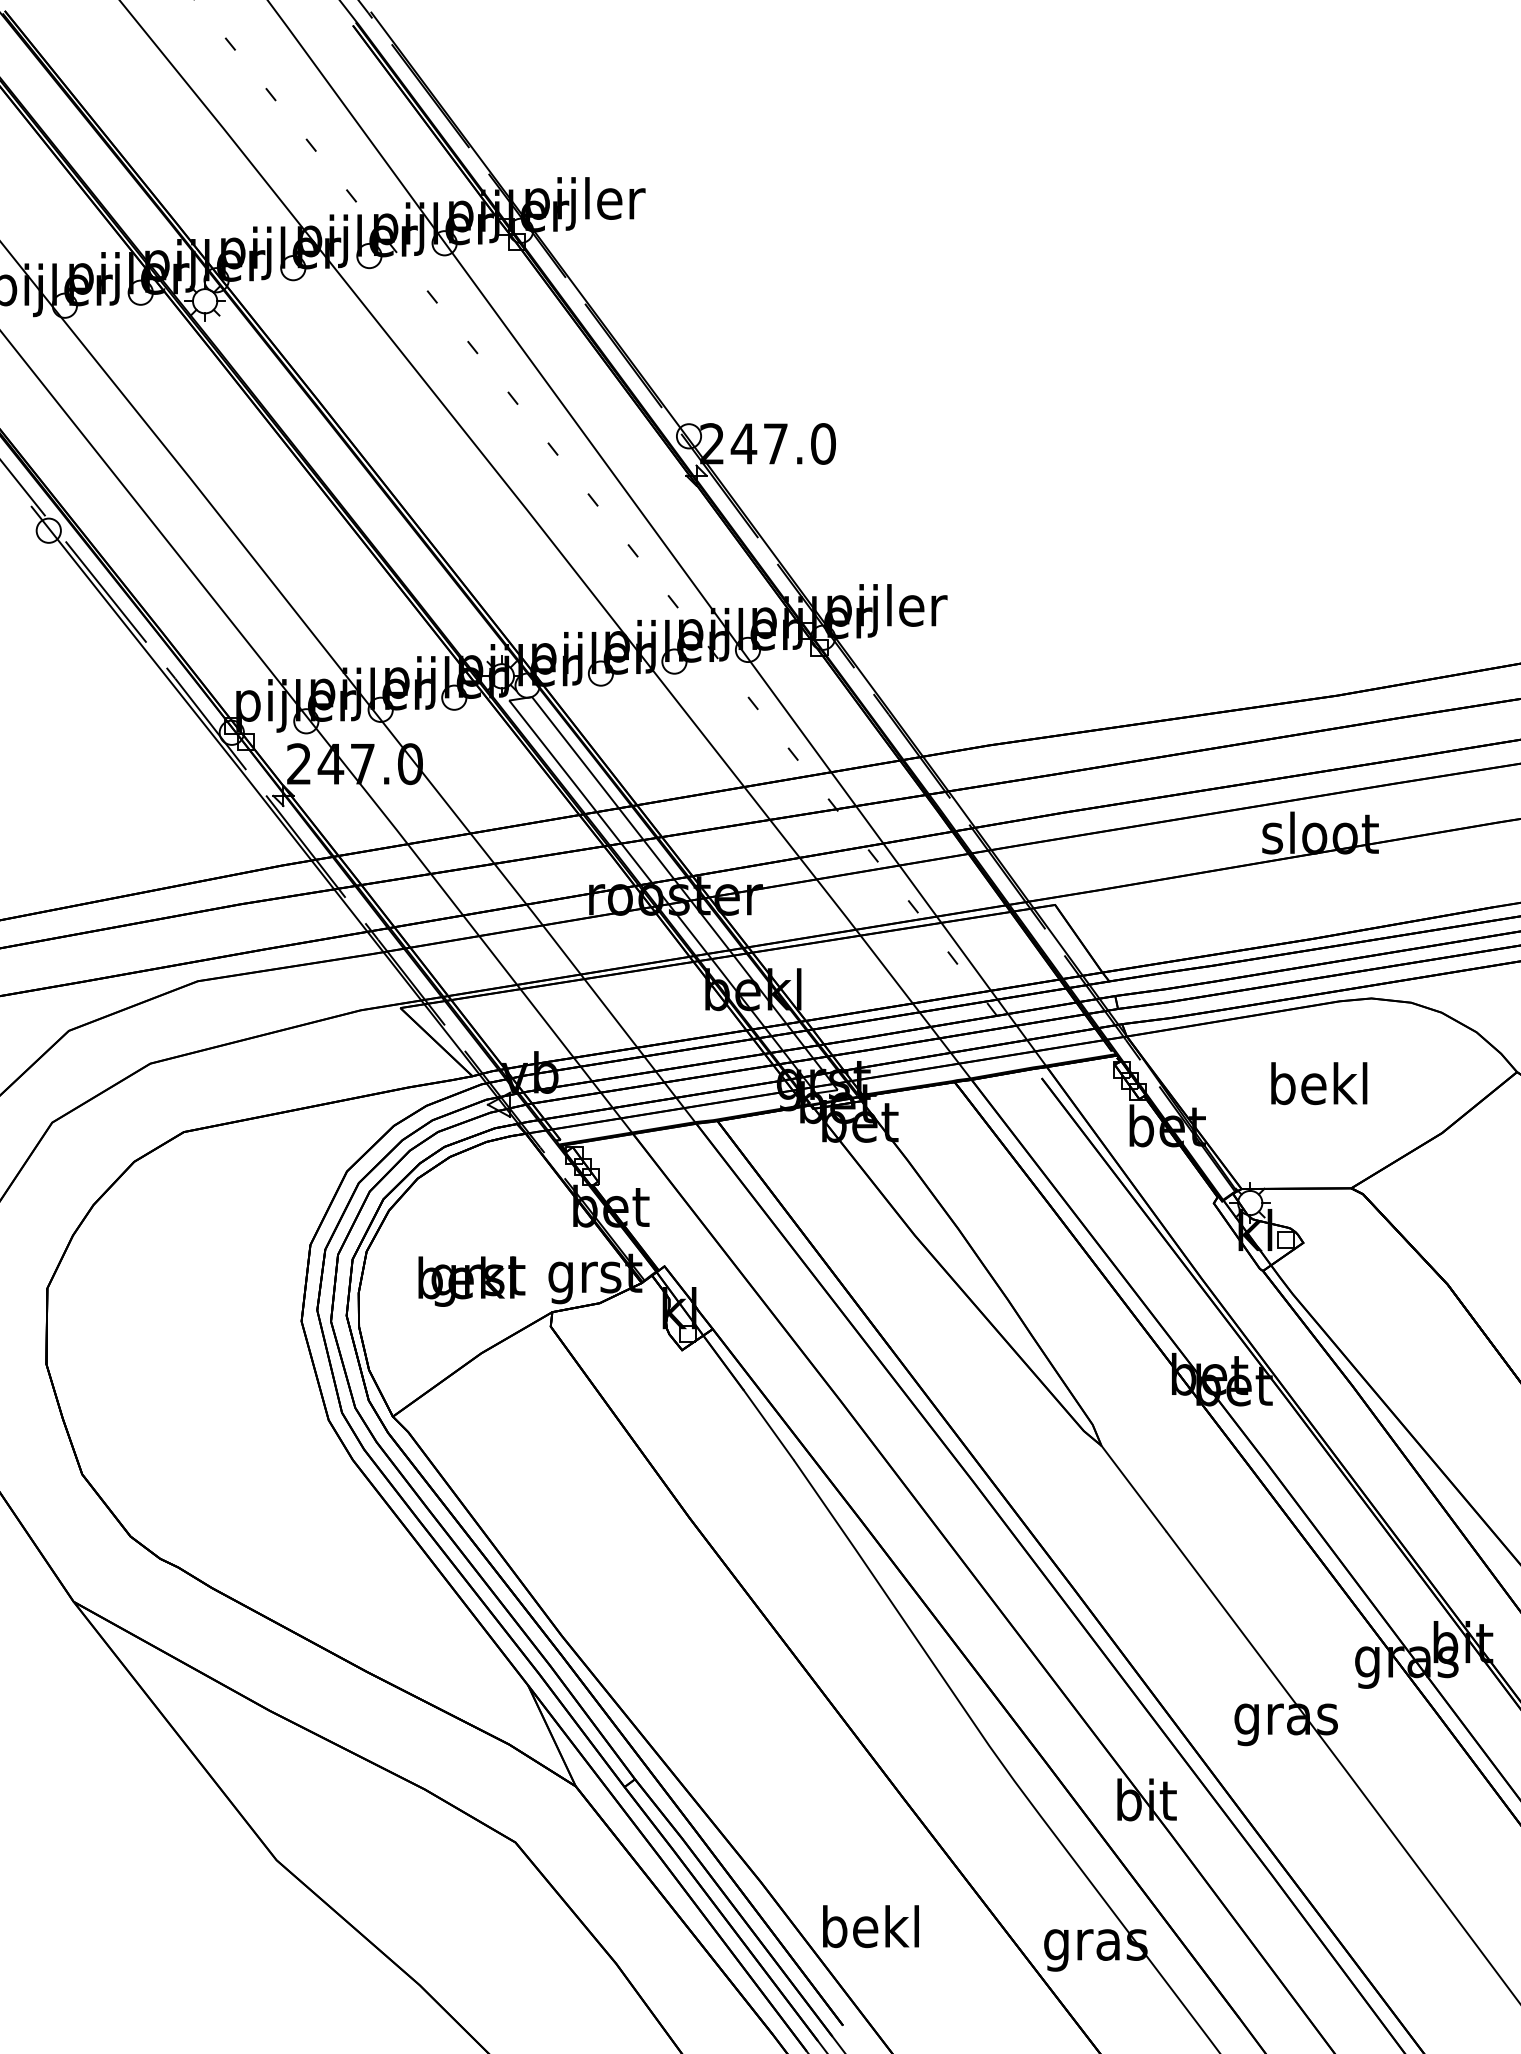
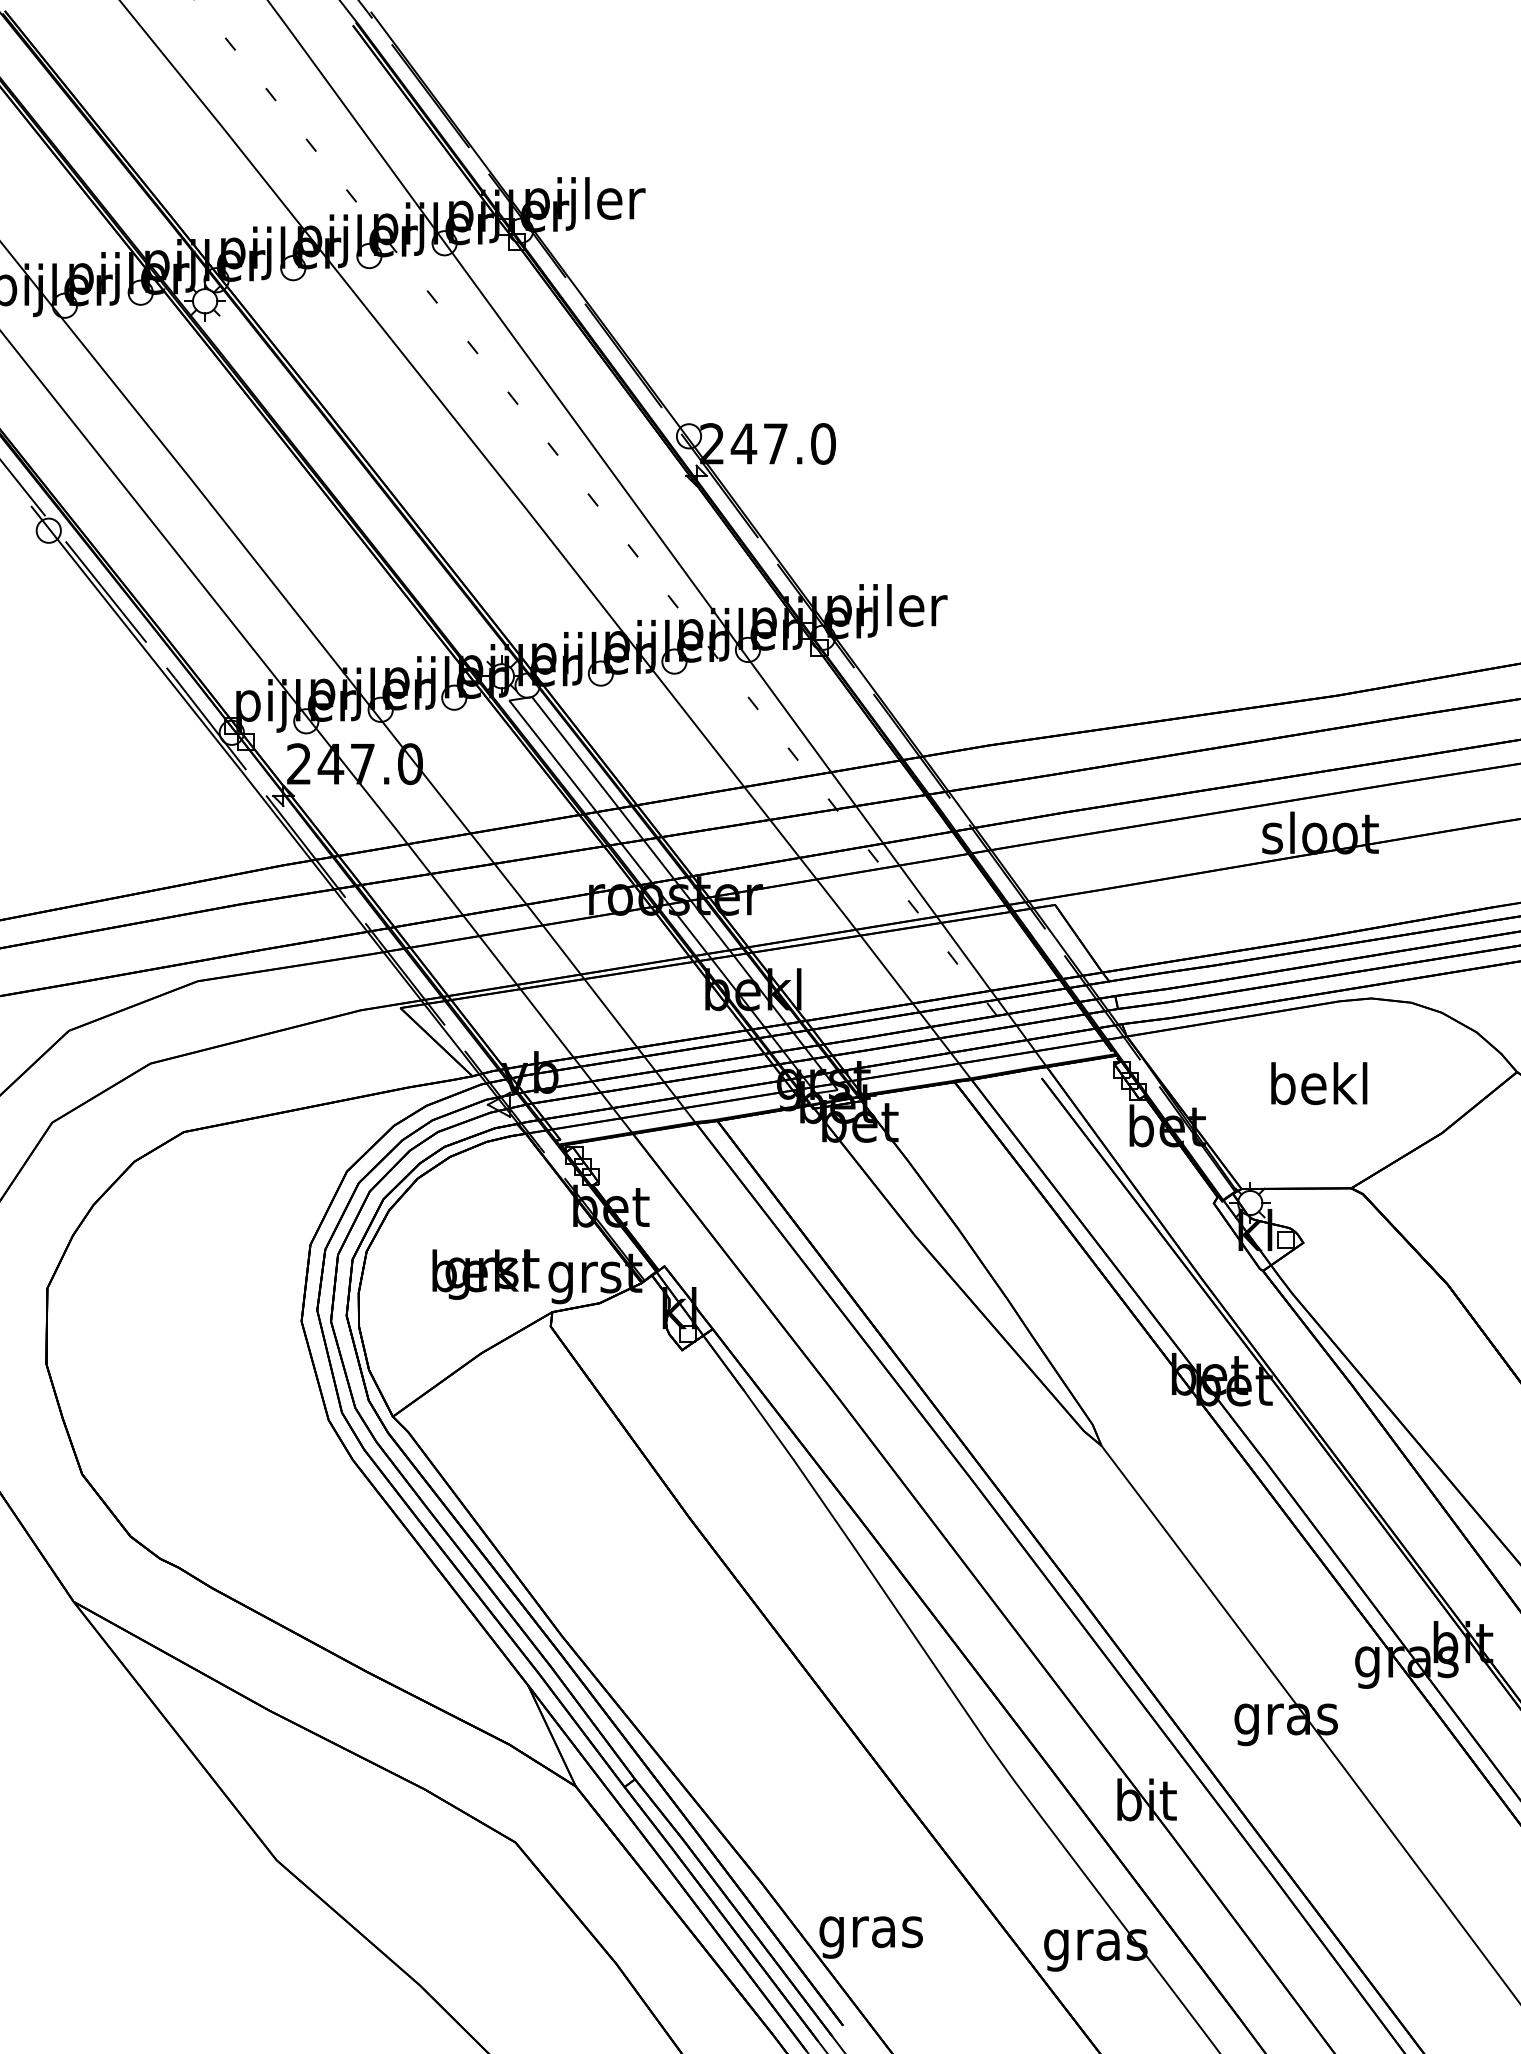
text position: (471, 1281) -> (485, 1274) (485, 1274)
text: bekl -> gras (870, 1931)
